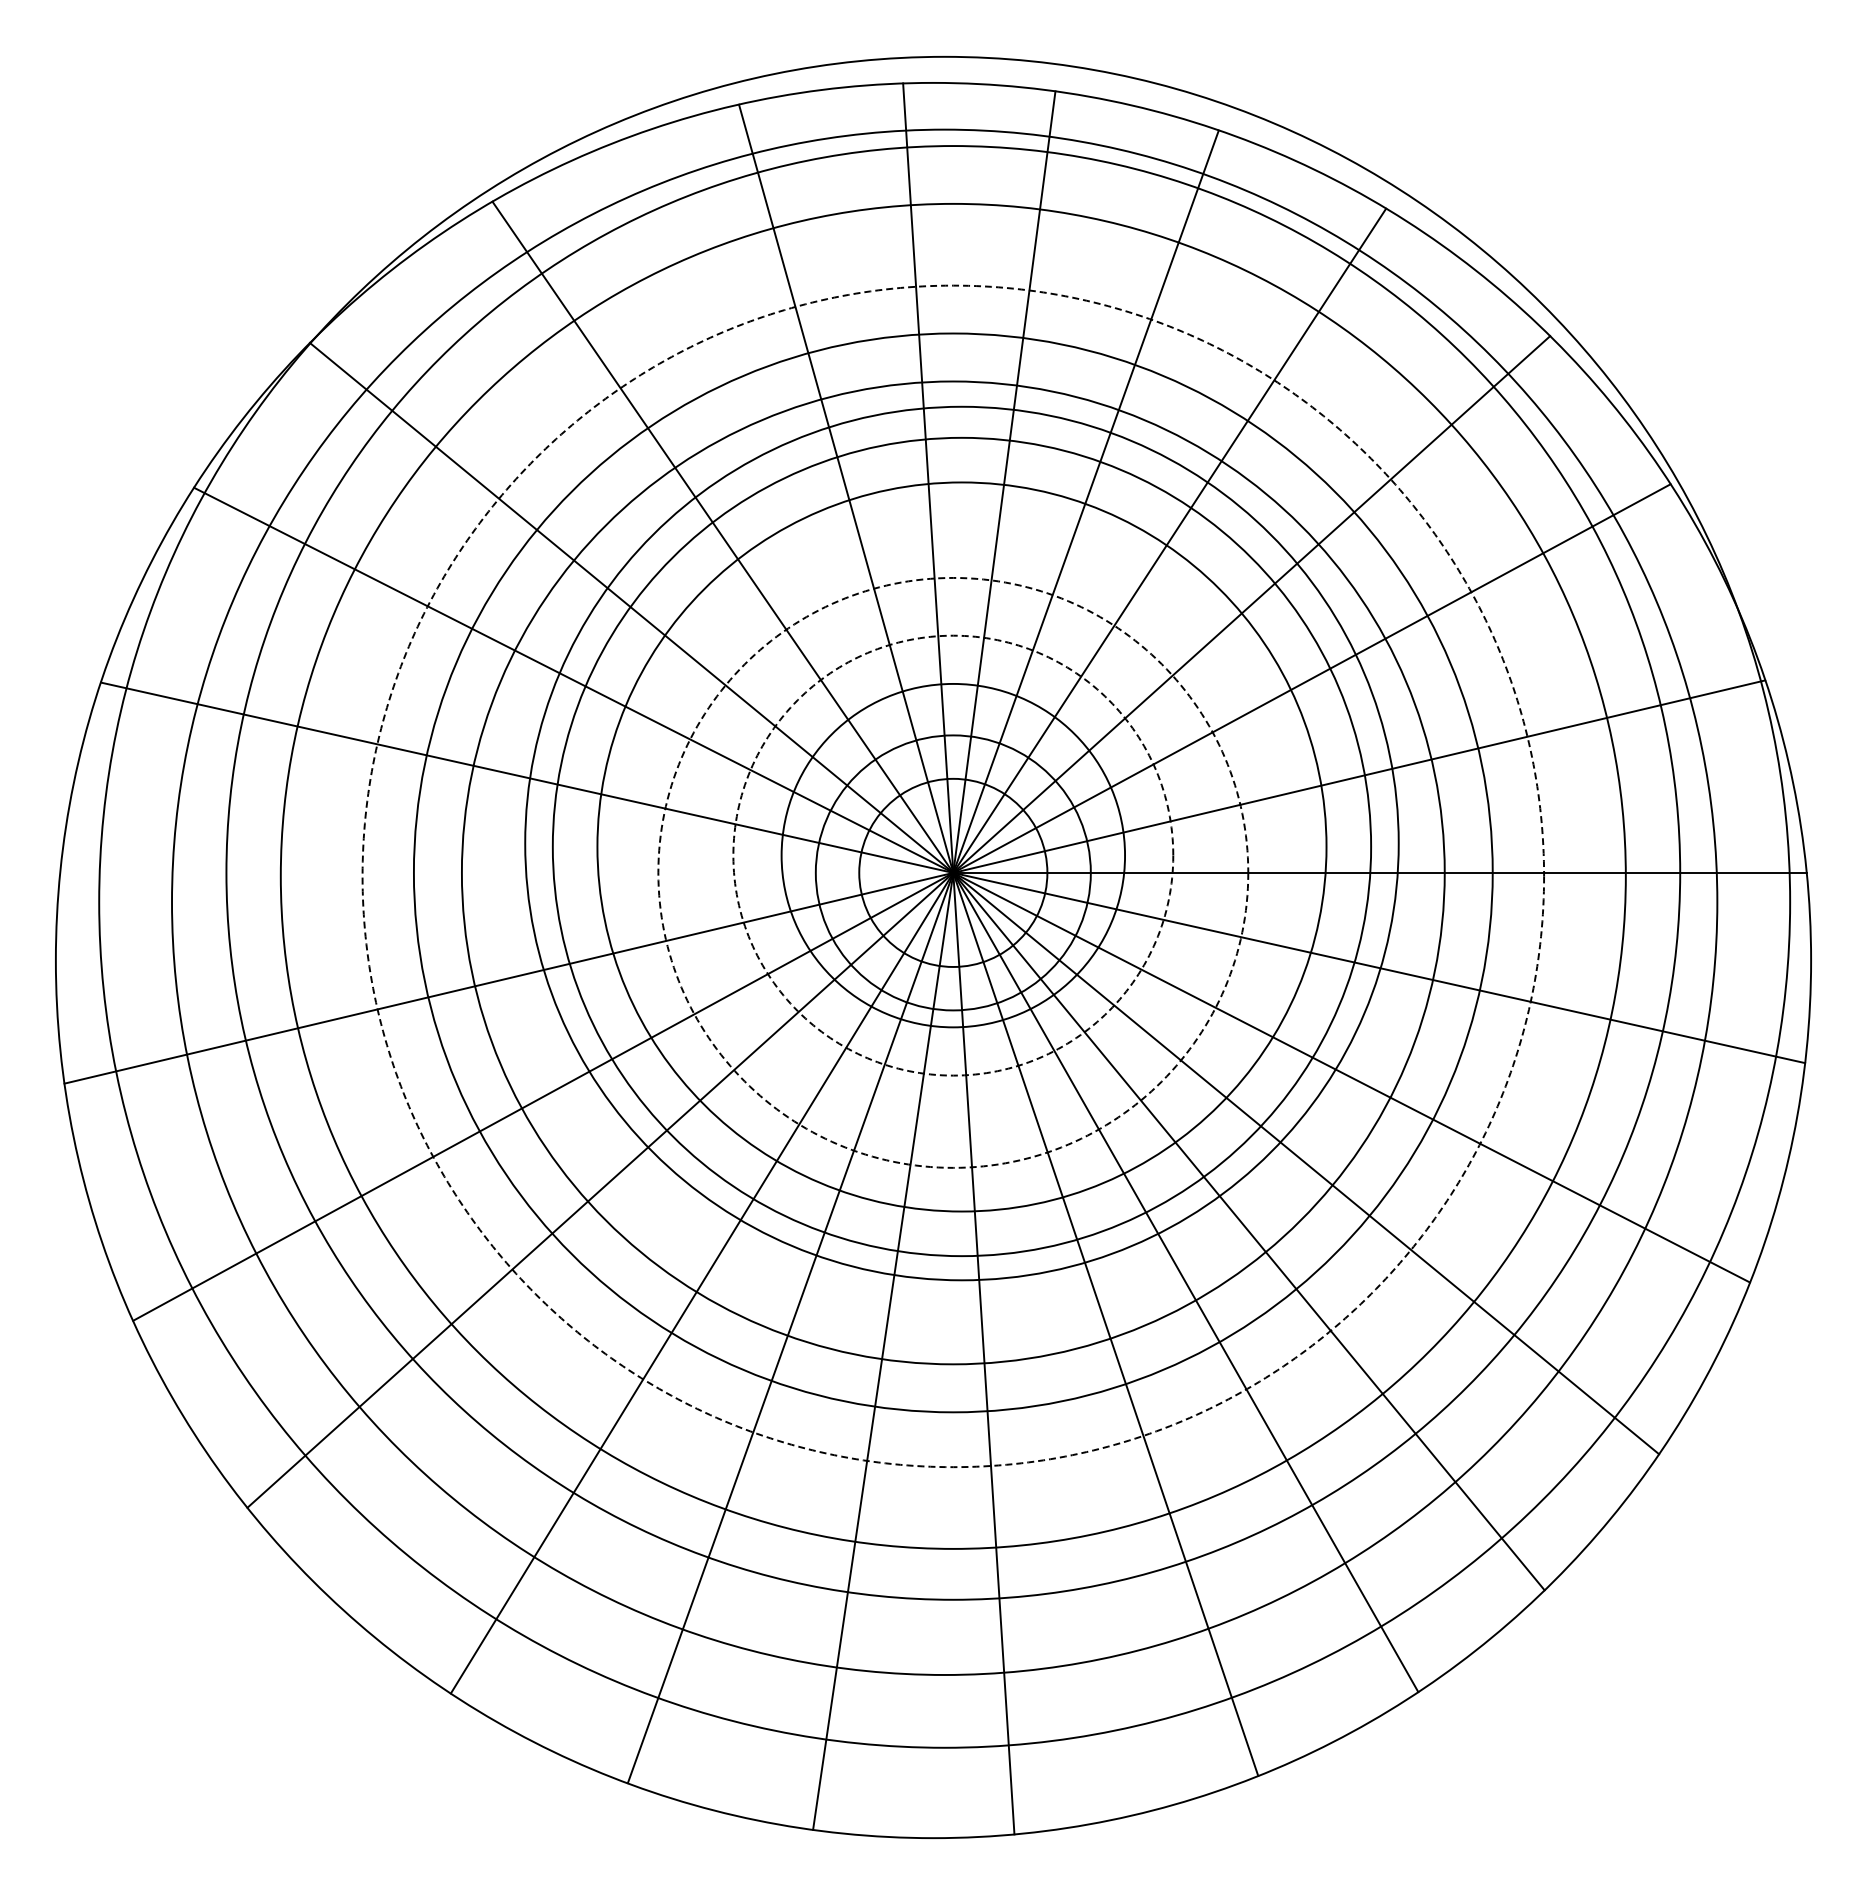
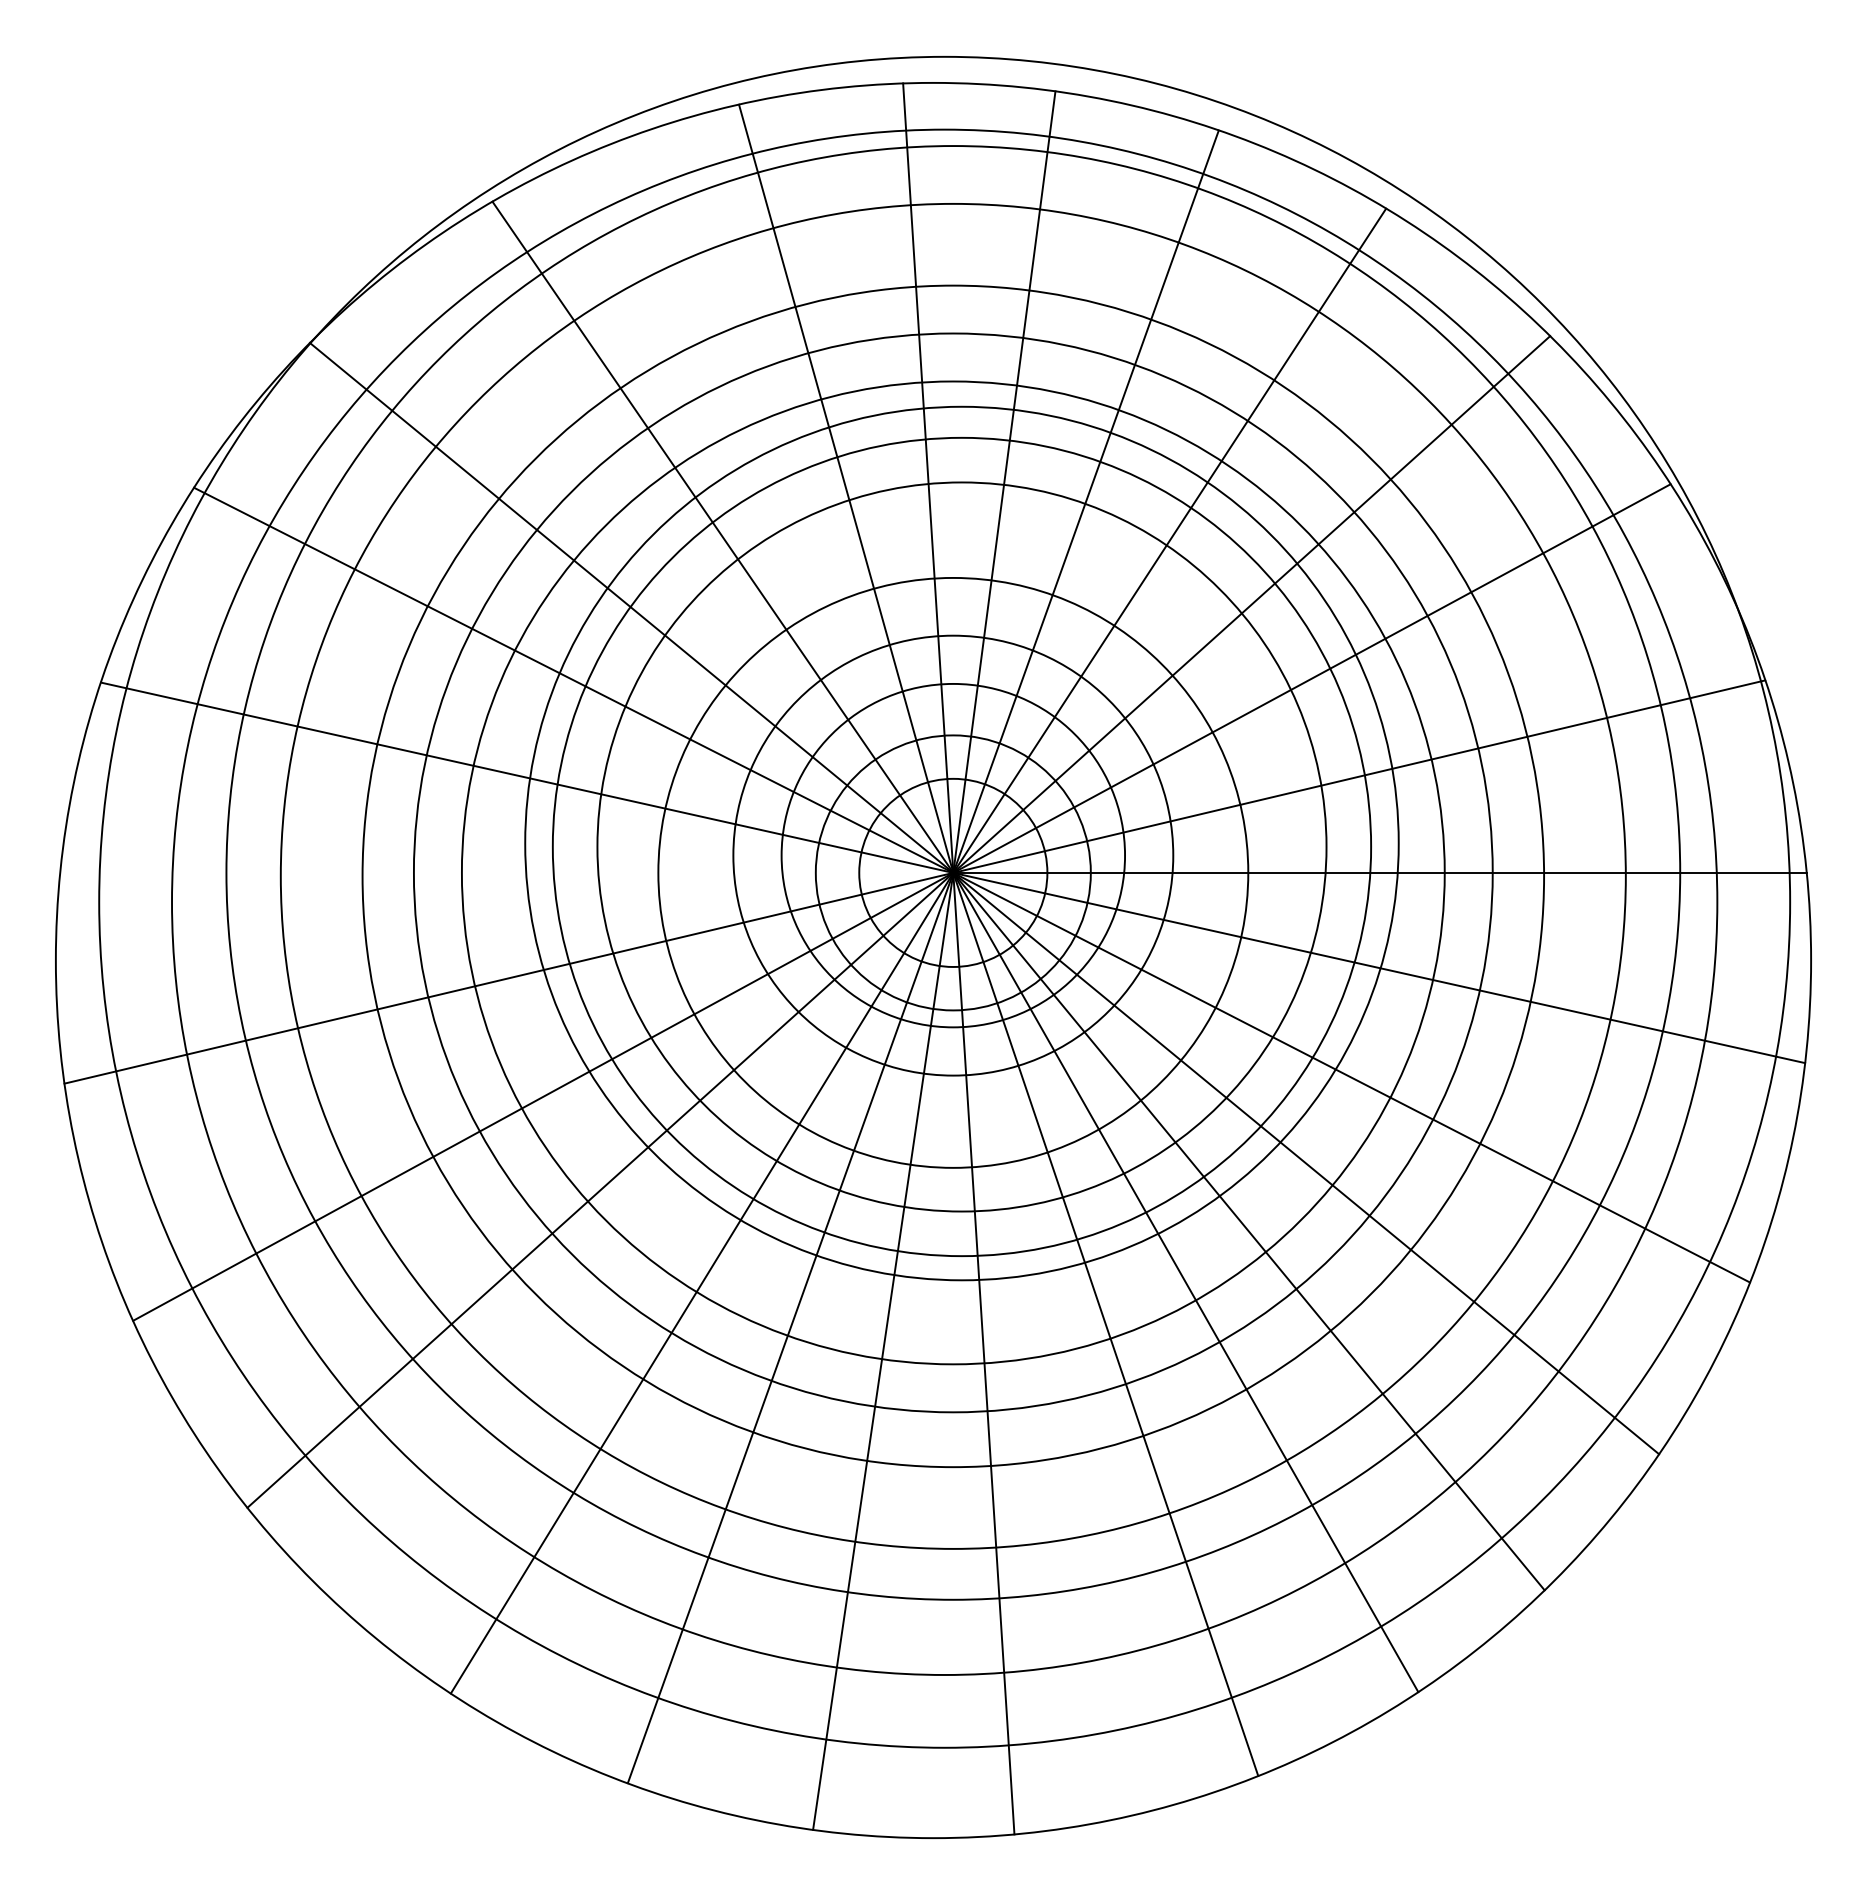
circle: dashed -> solid (953, 855)
circle: dashed -> solid (953, 872)
circle: dashed -> solid (953, 876)
